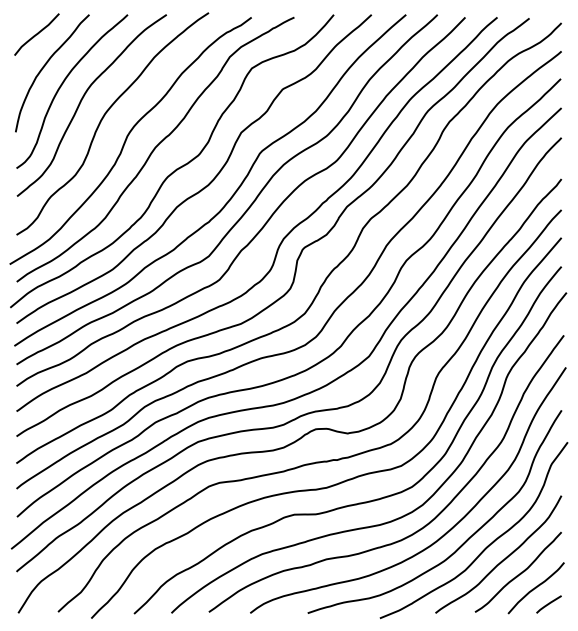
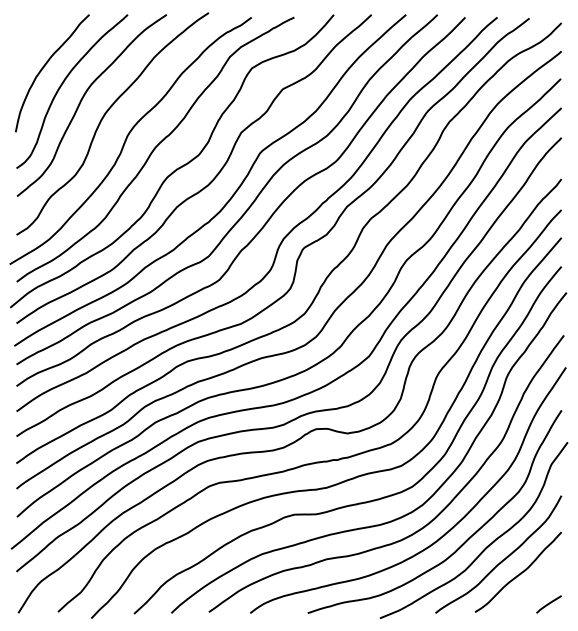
curve: present -> none (36, 34)
curve: present -> none (535, 588)
